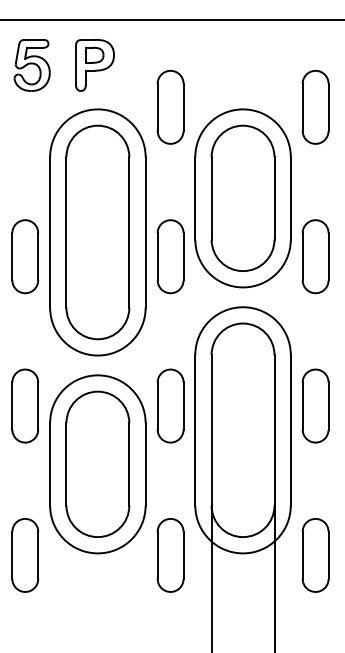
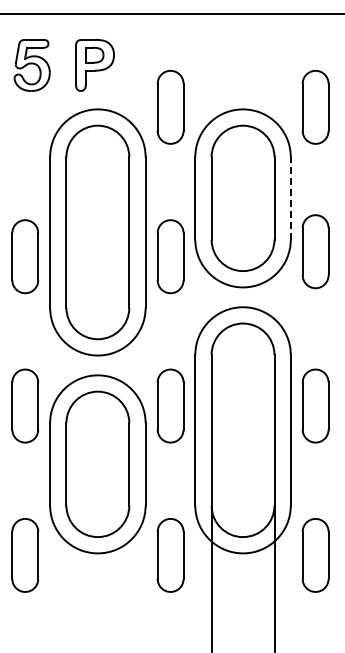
line position: (171, 19) -> (171, 13) (171, 13)
line: solid -> dashed (290, 197)
part position: (315, 256) -> (315, 251) (315, 251)
